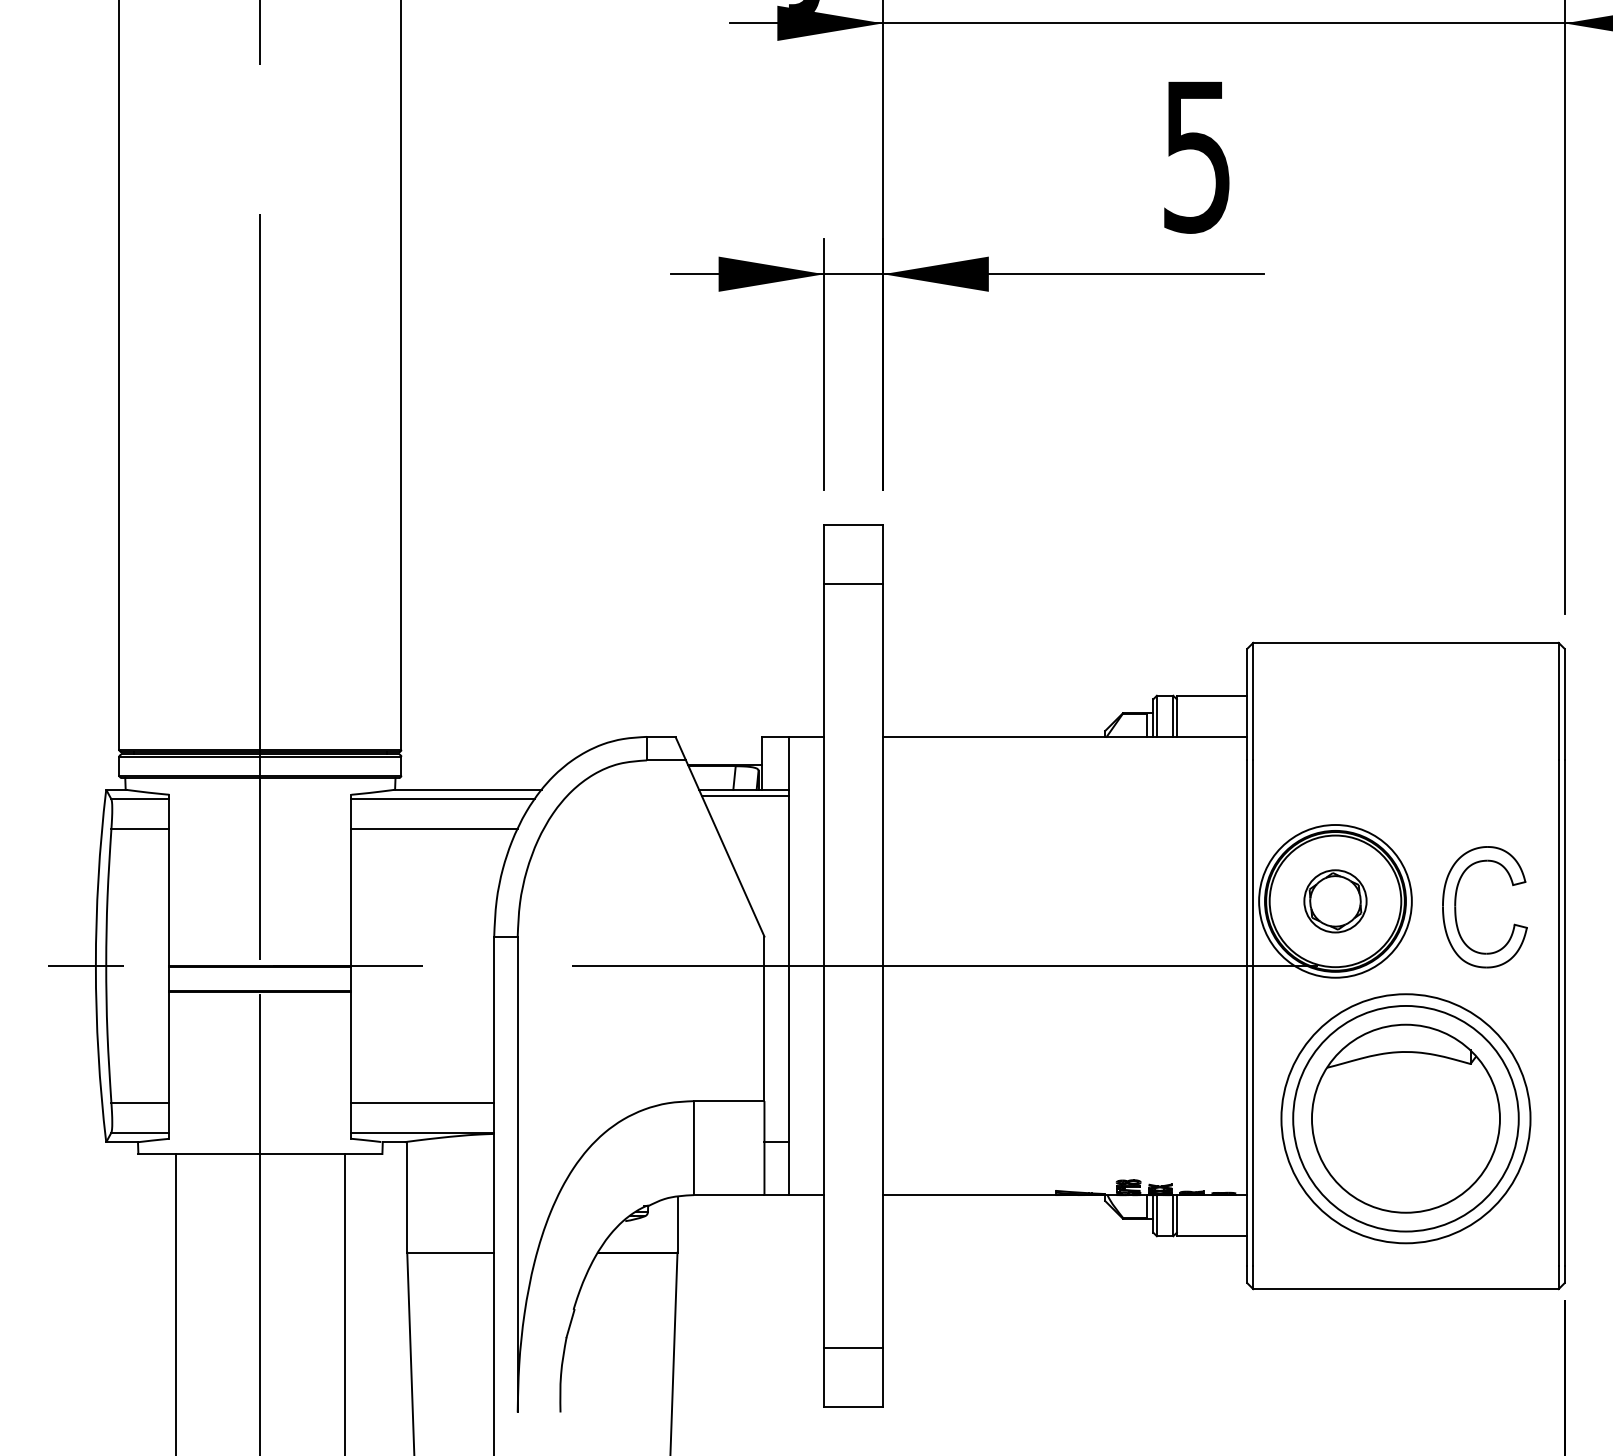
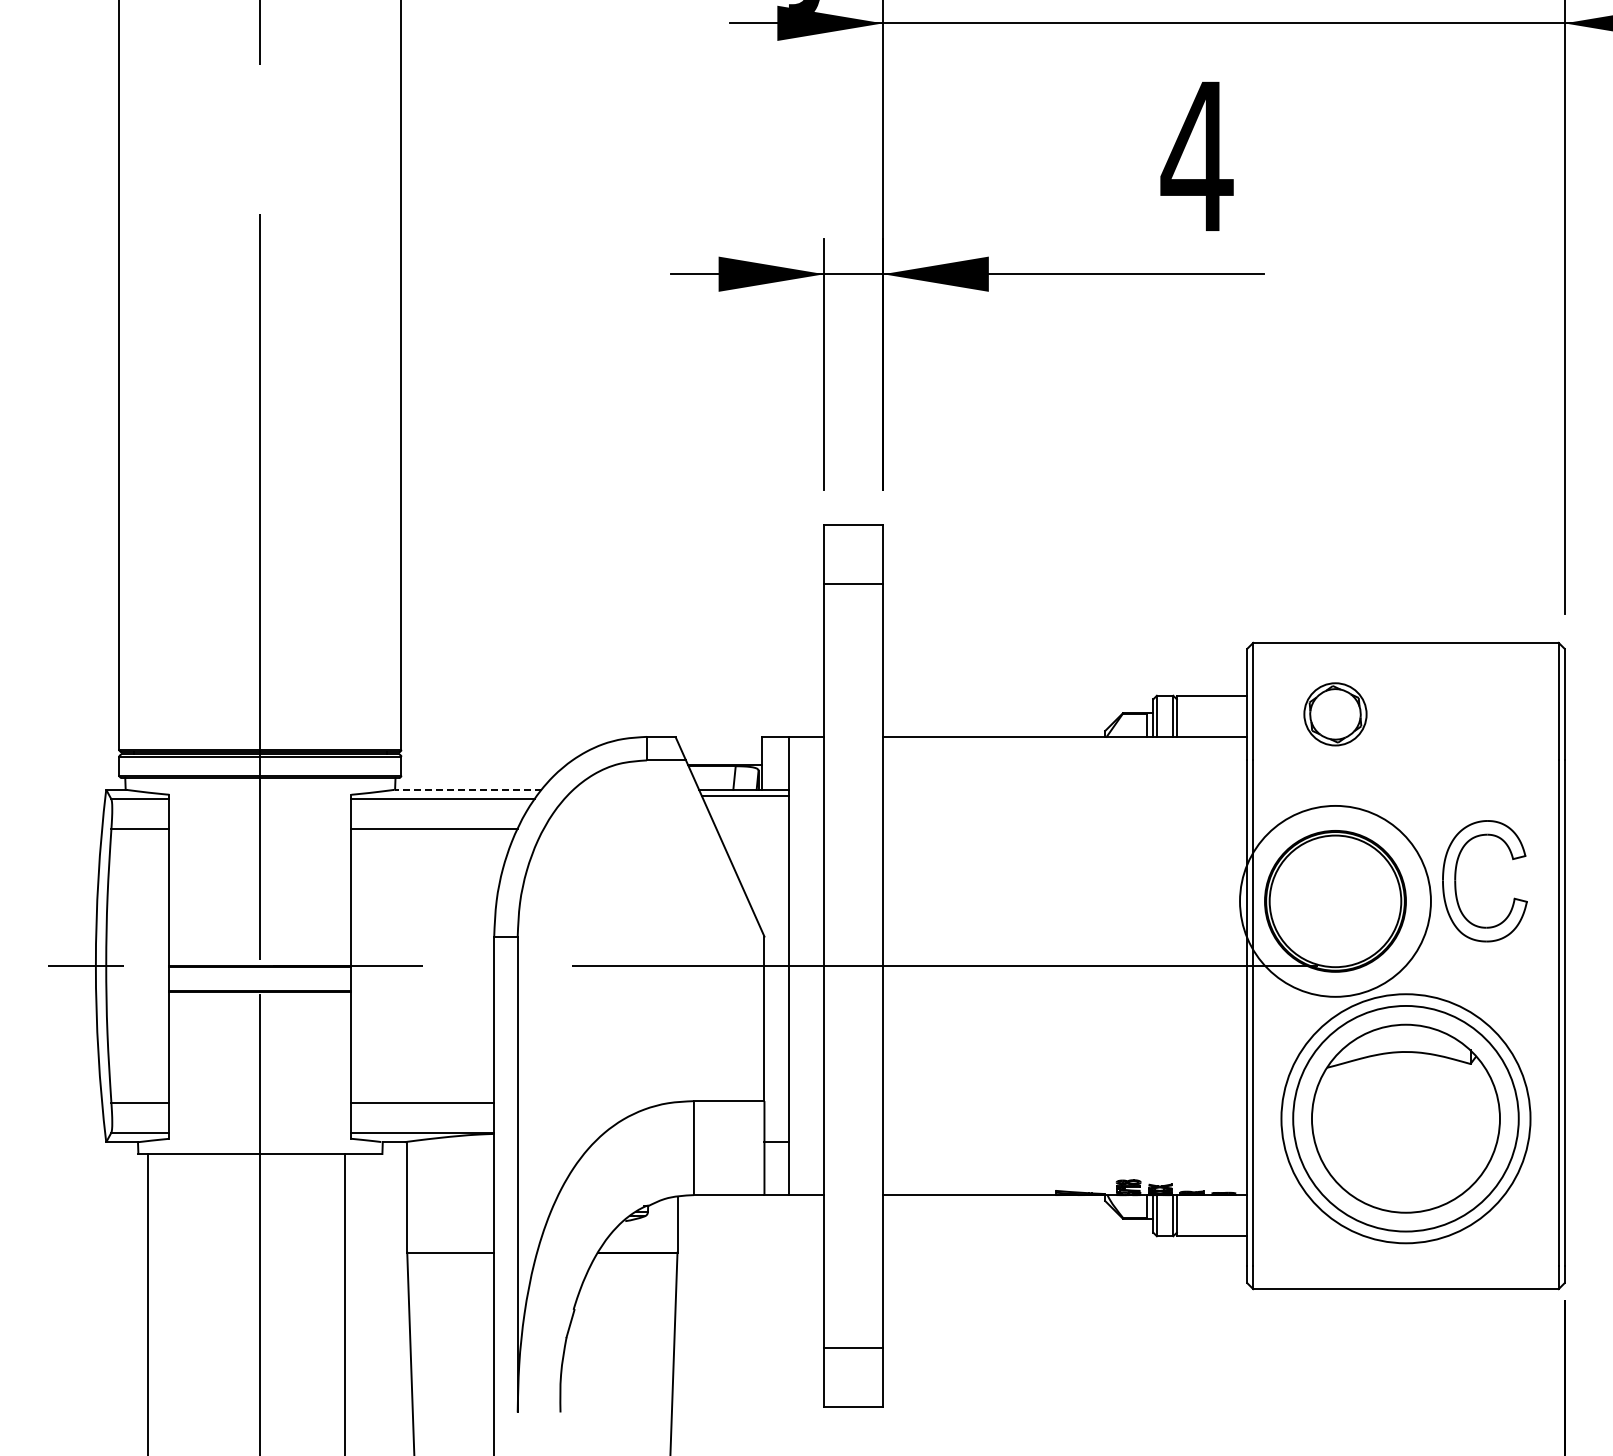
text: 5 -> 4 (1196, 157)
line: solid -> dashed (467, 789)
circle diameter: 153 px -> 191 px (1335, 900)
part position: (1335, 901) -> (1335, 714) (1335, 714)
part position: (1456, 907) -> (1456, 881) (1456, 881)
line position: (175, 1303) -> (147, 1303) (147, 1303)
